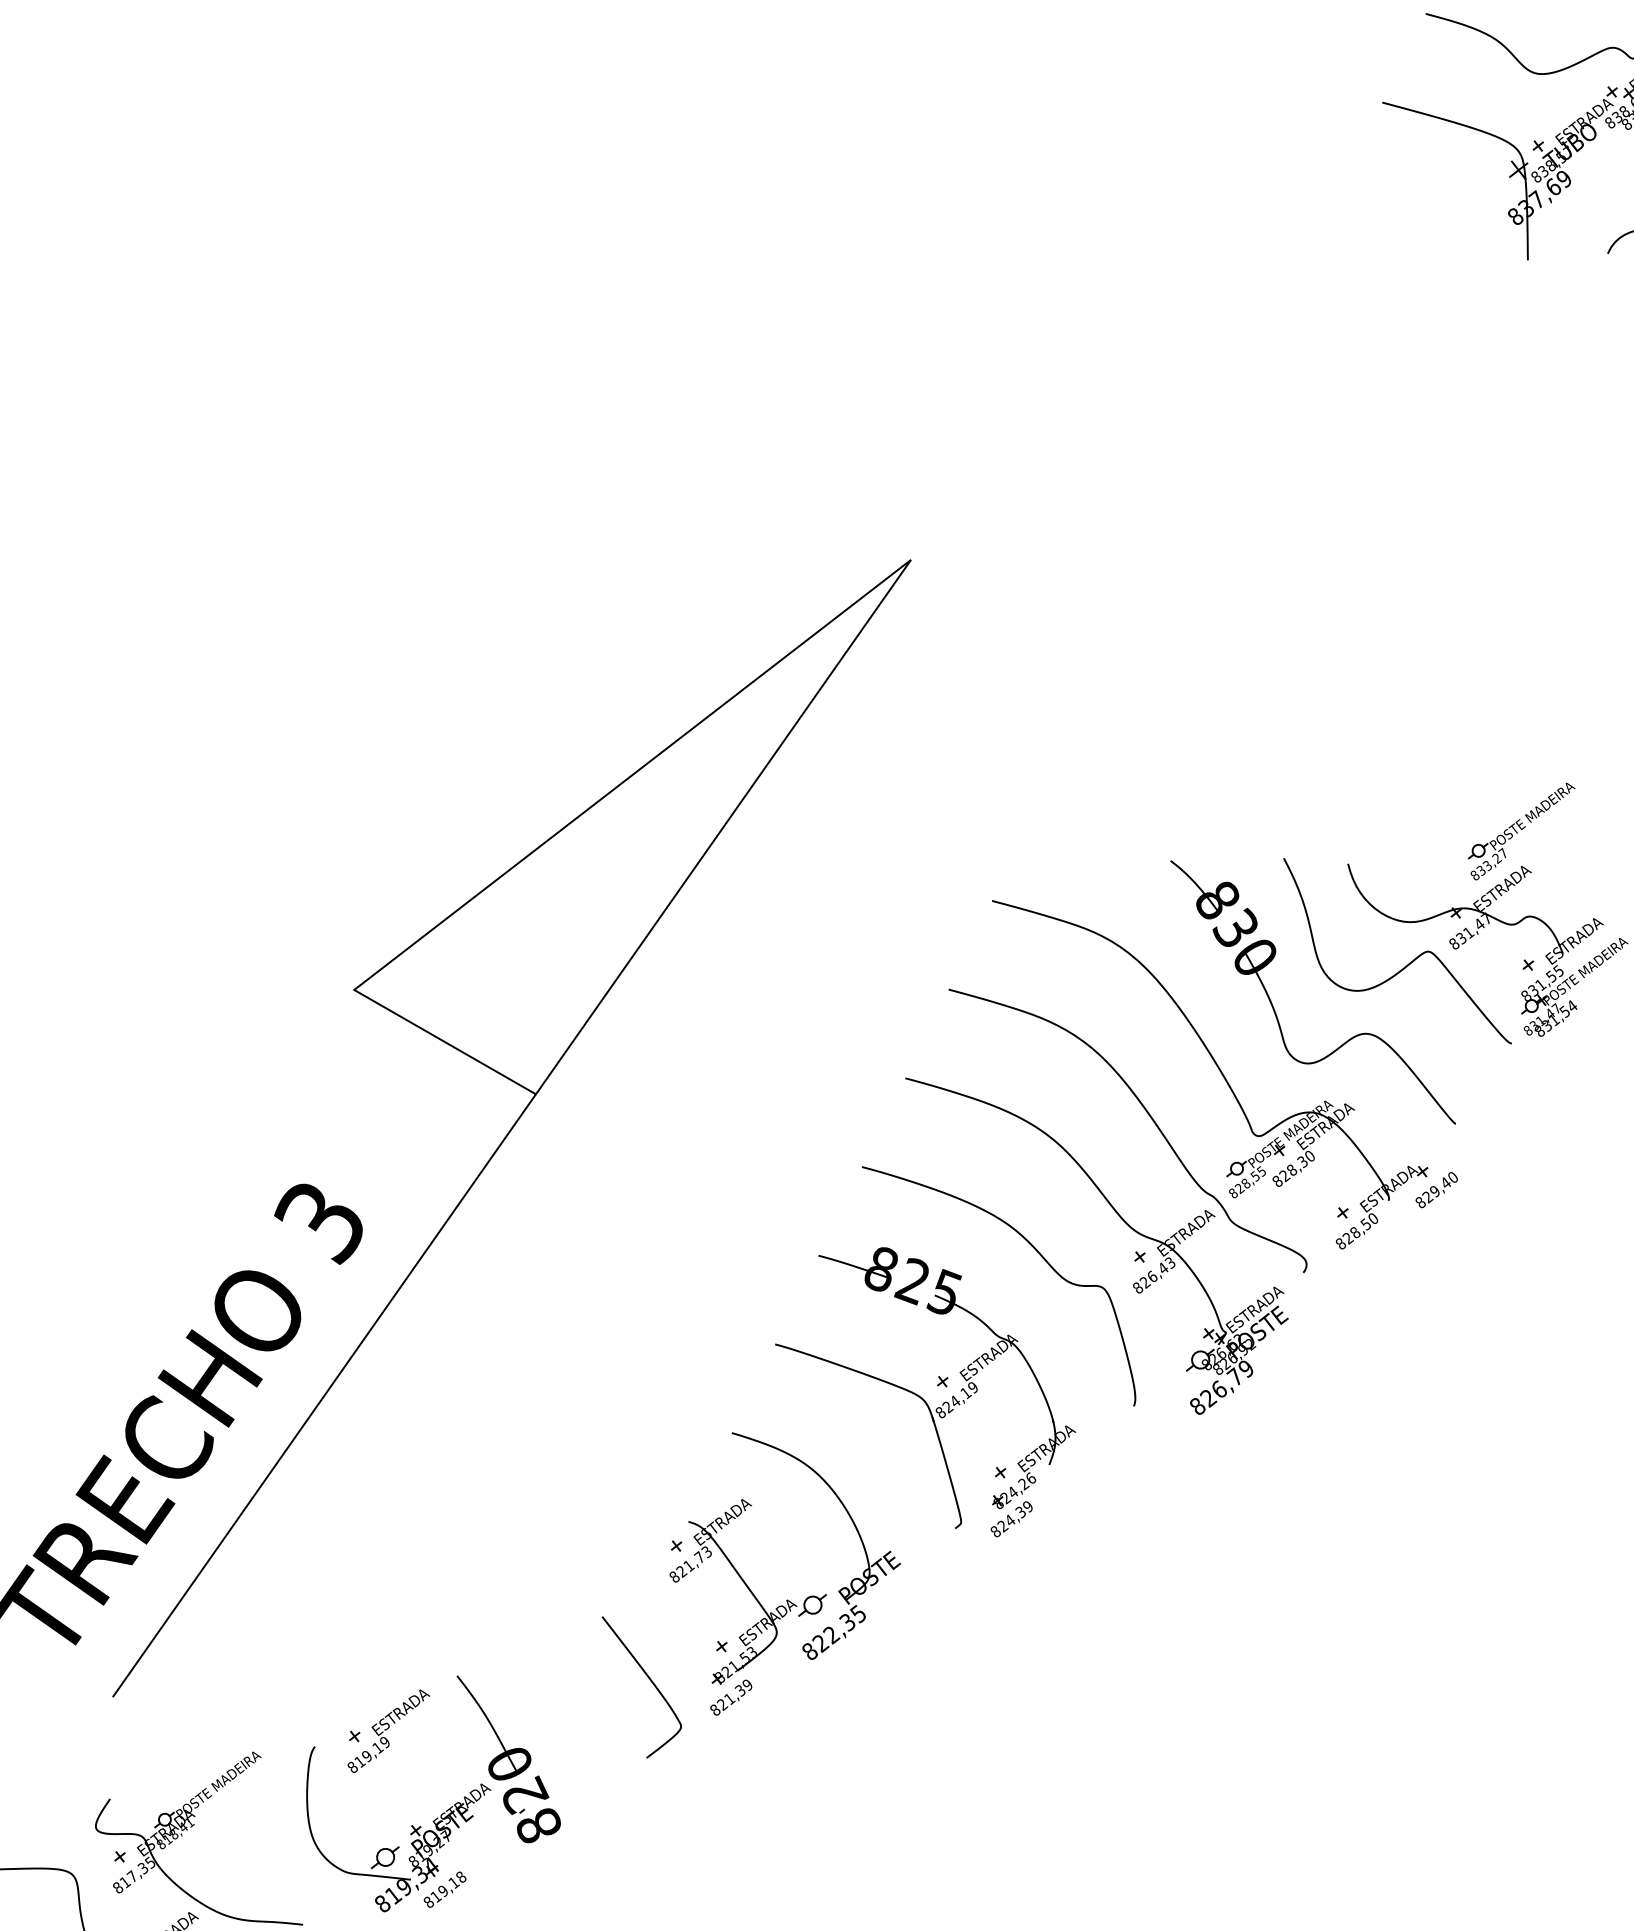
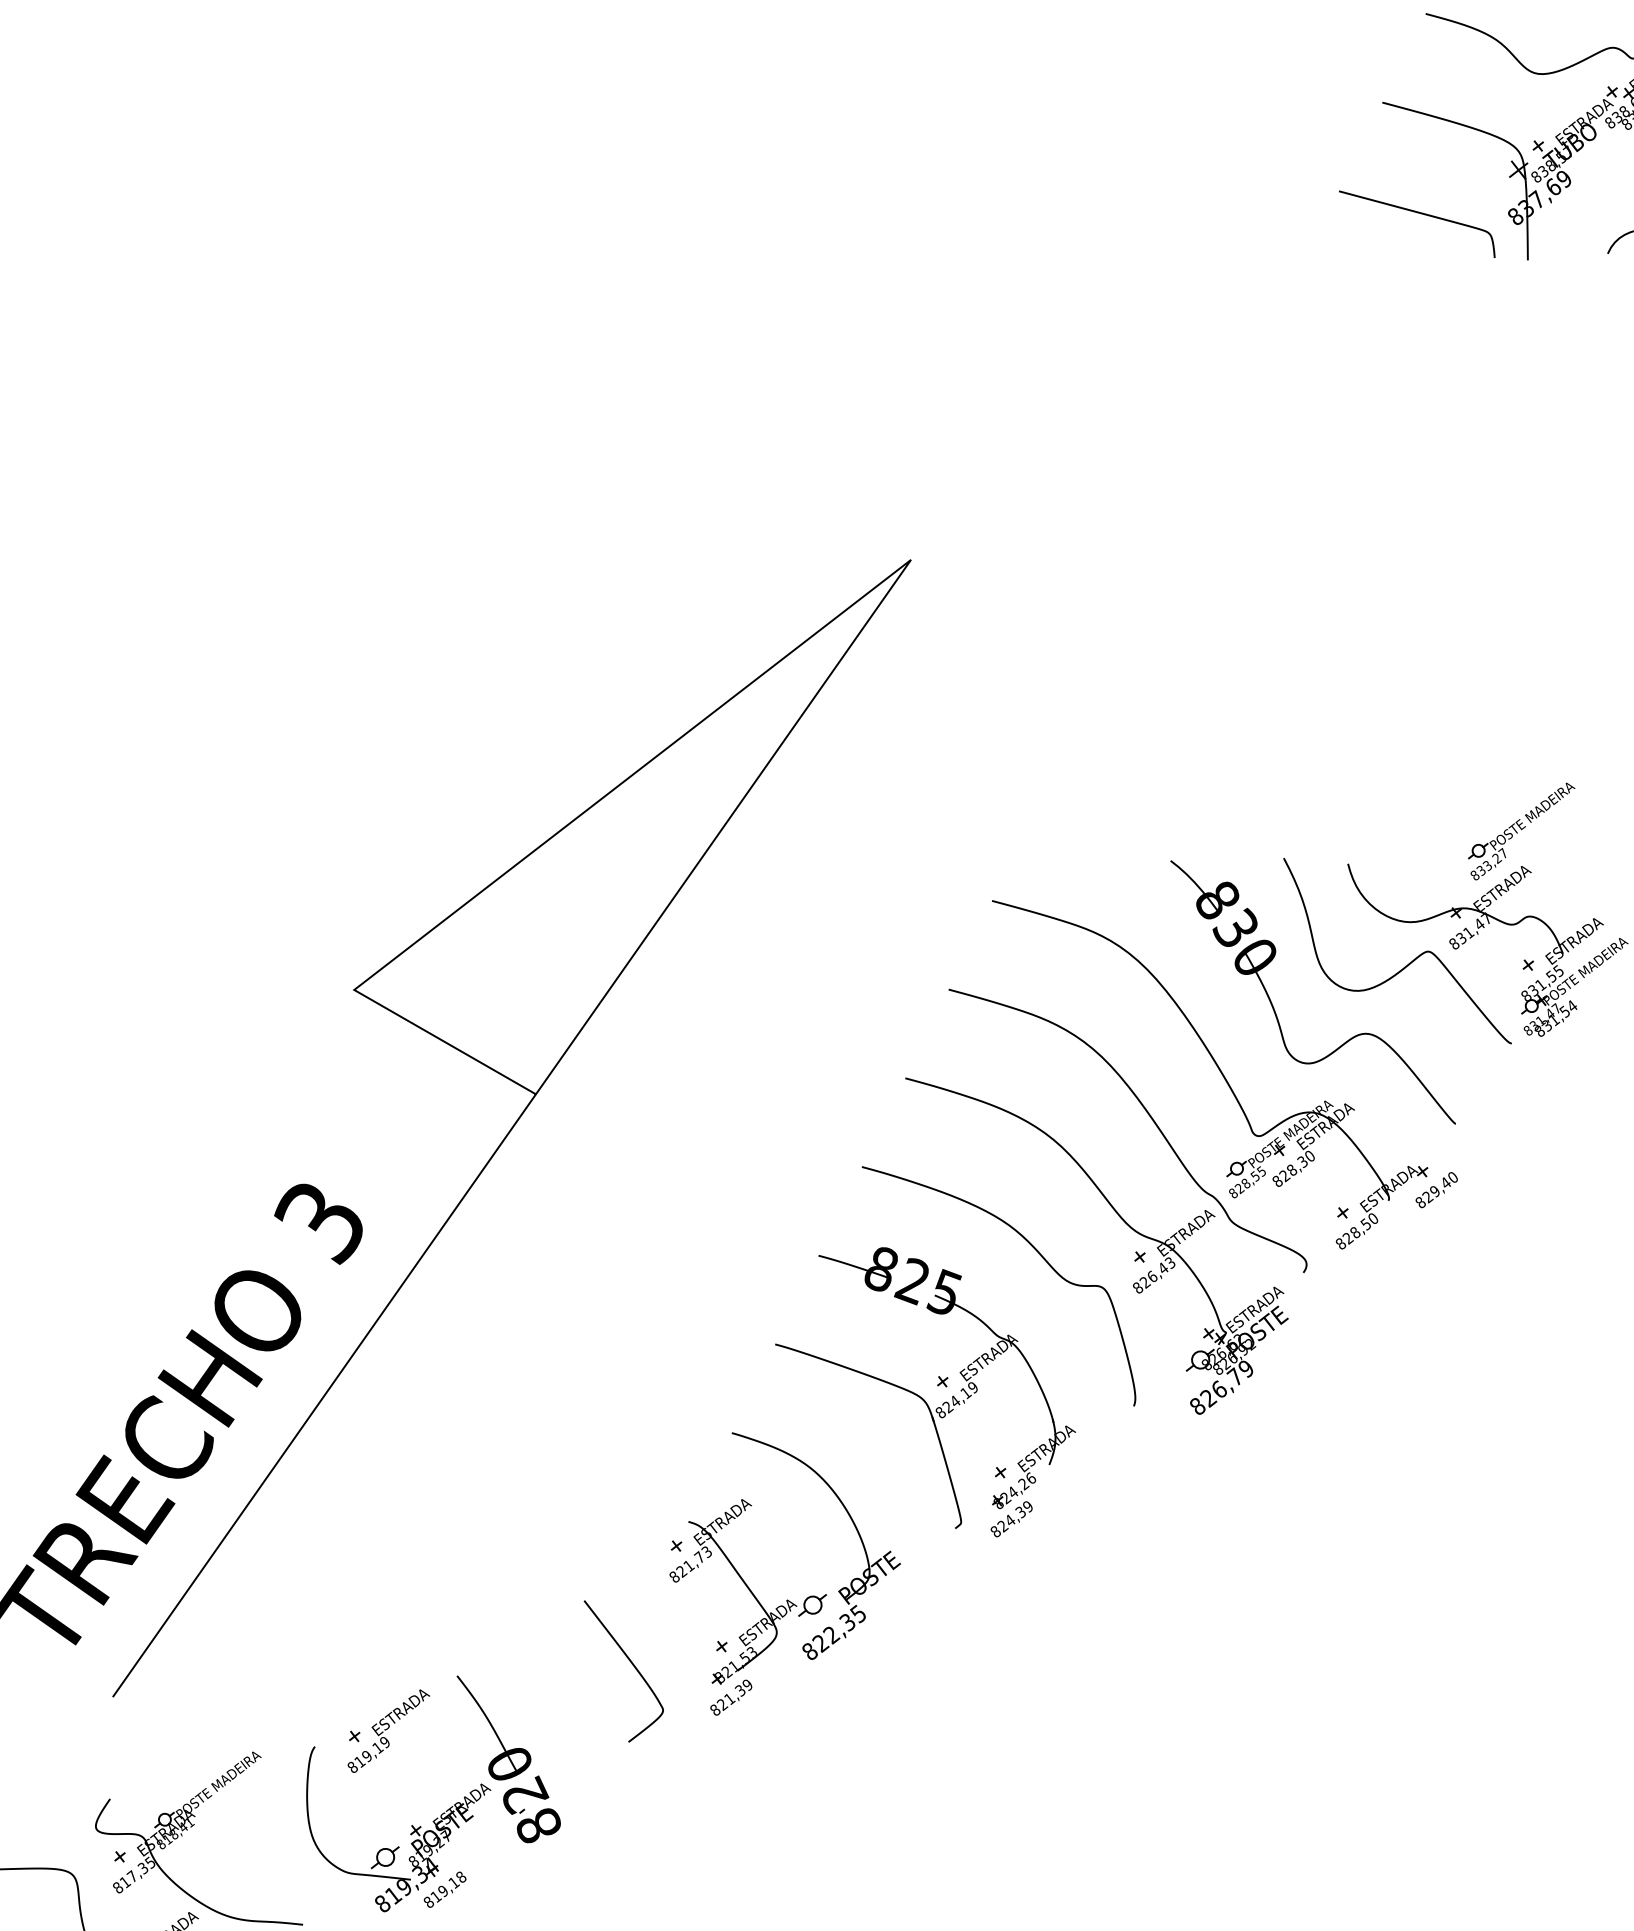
curve: none -> present (1421, 214)
curve position: (650, 1681) -> (632, 1665) (632, 1665)
